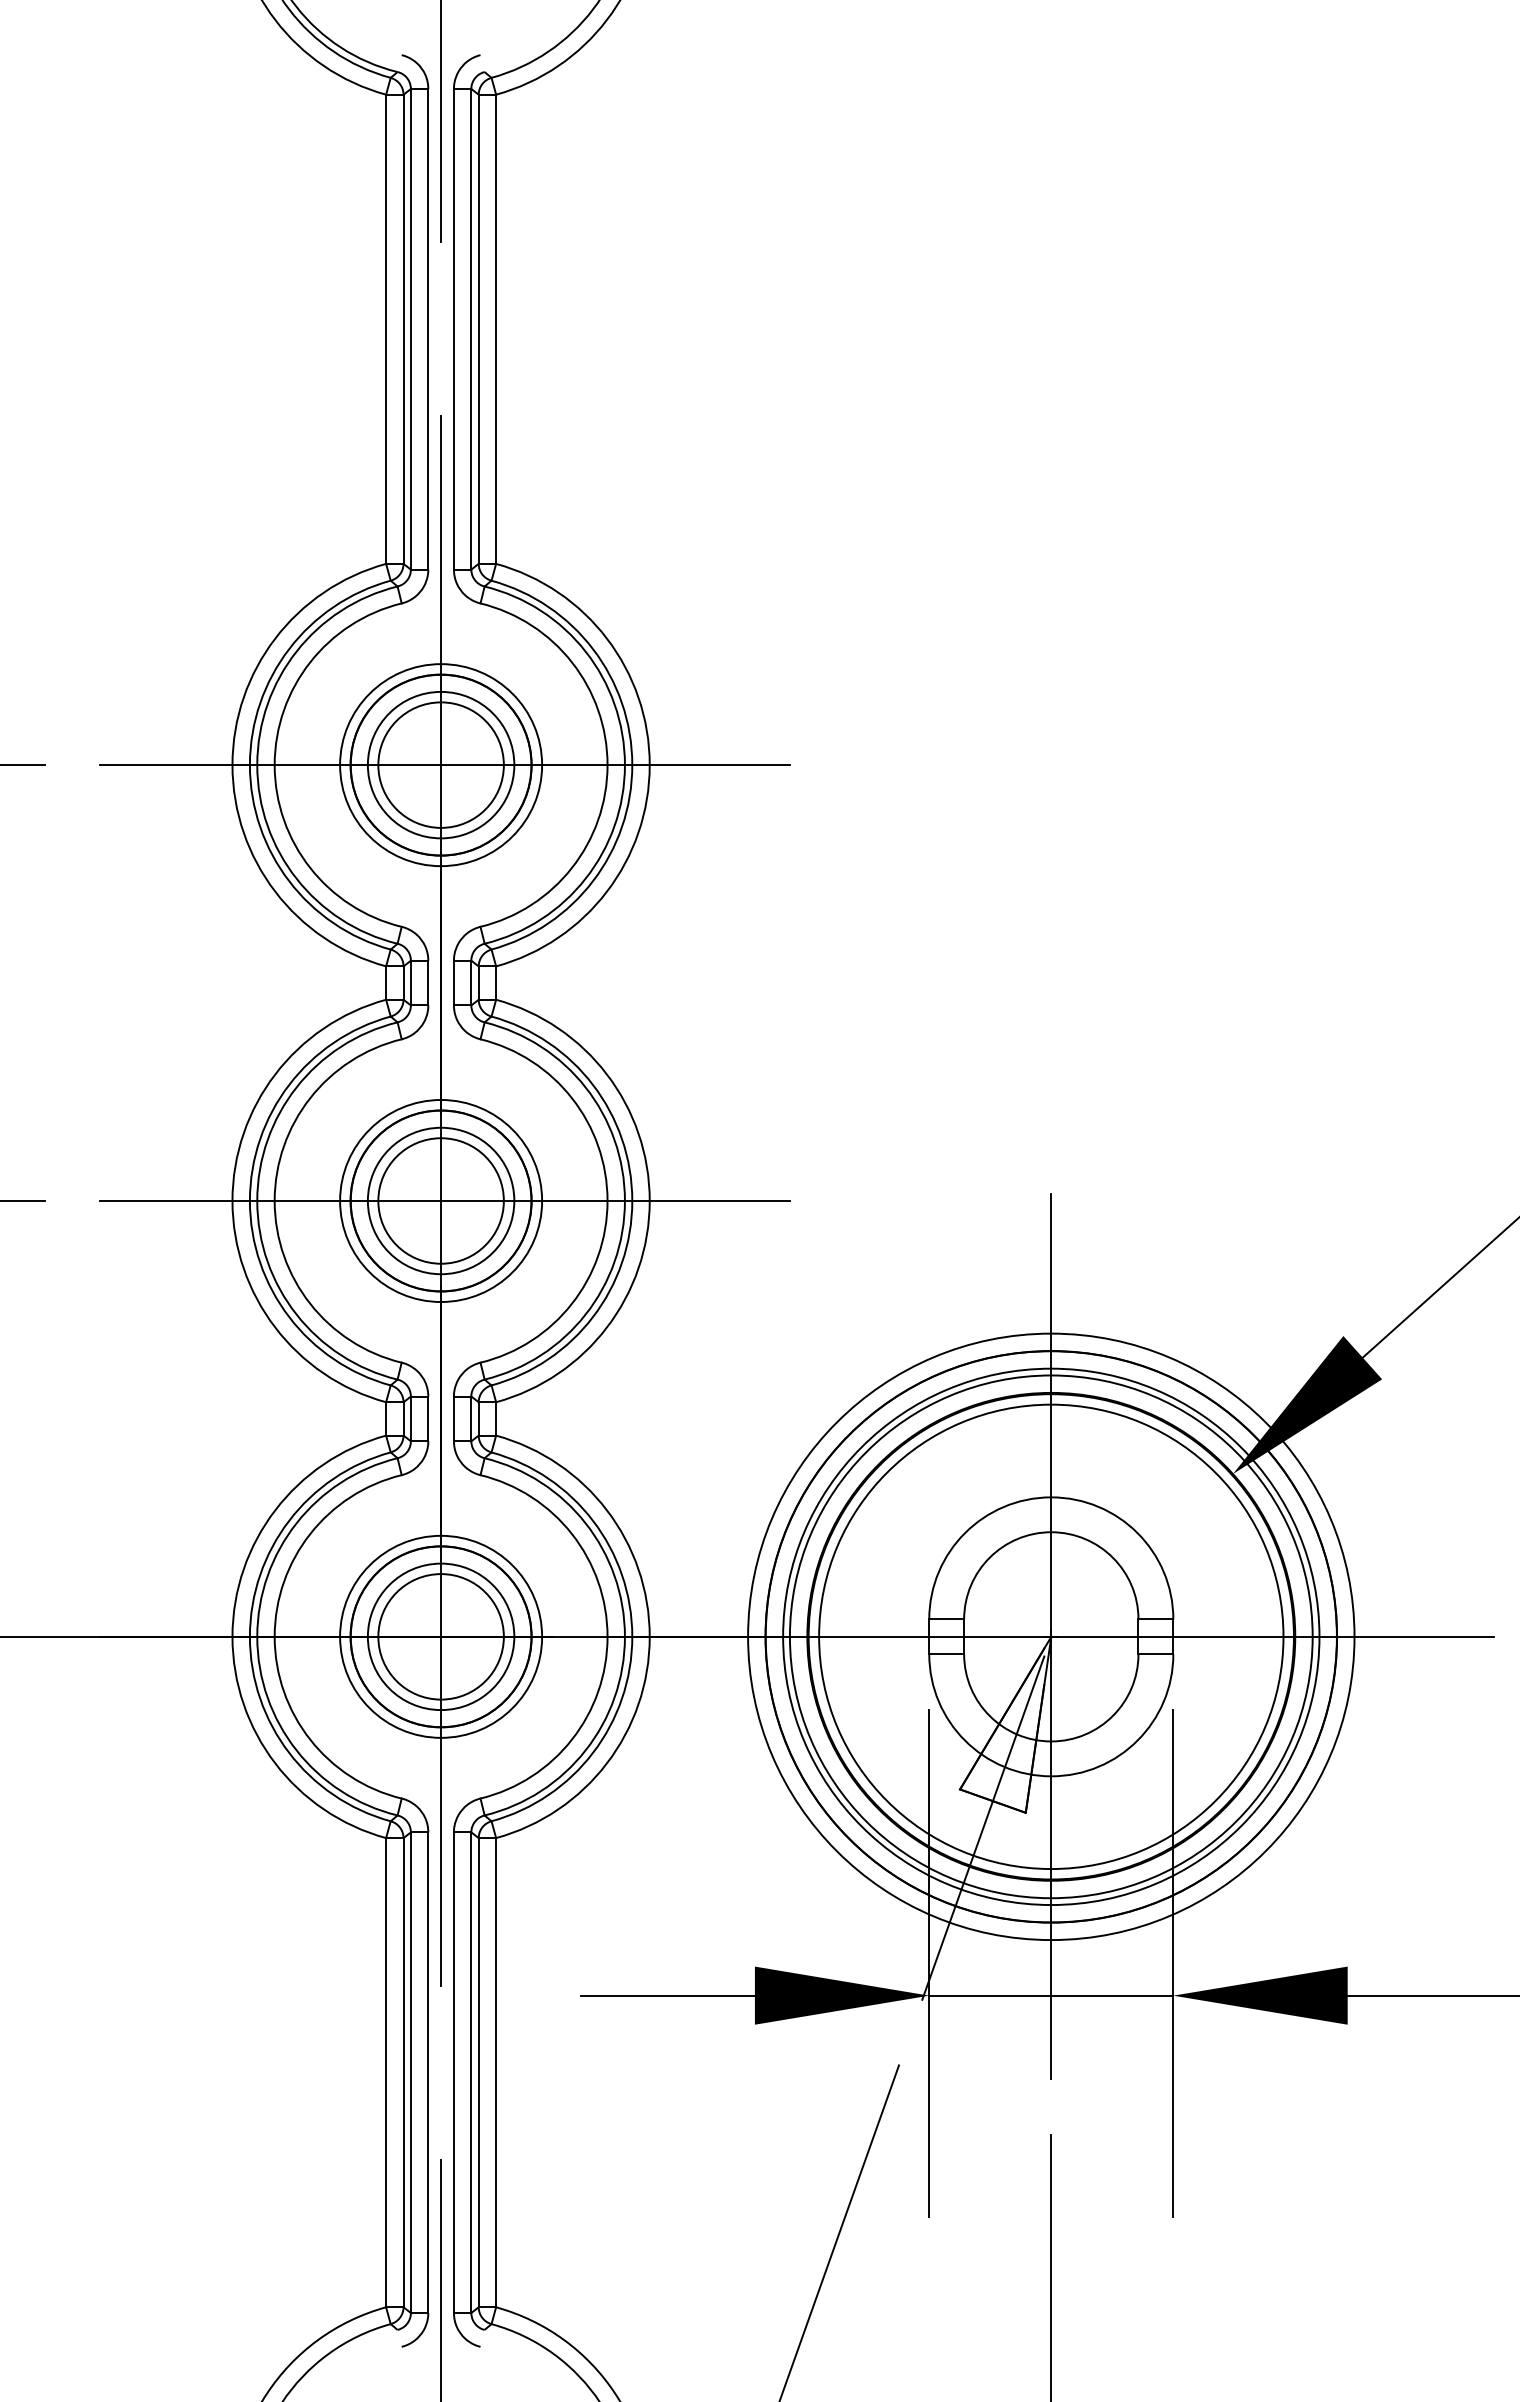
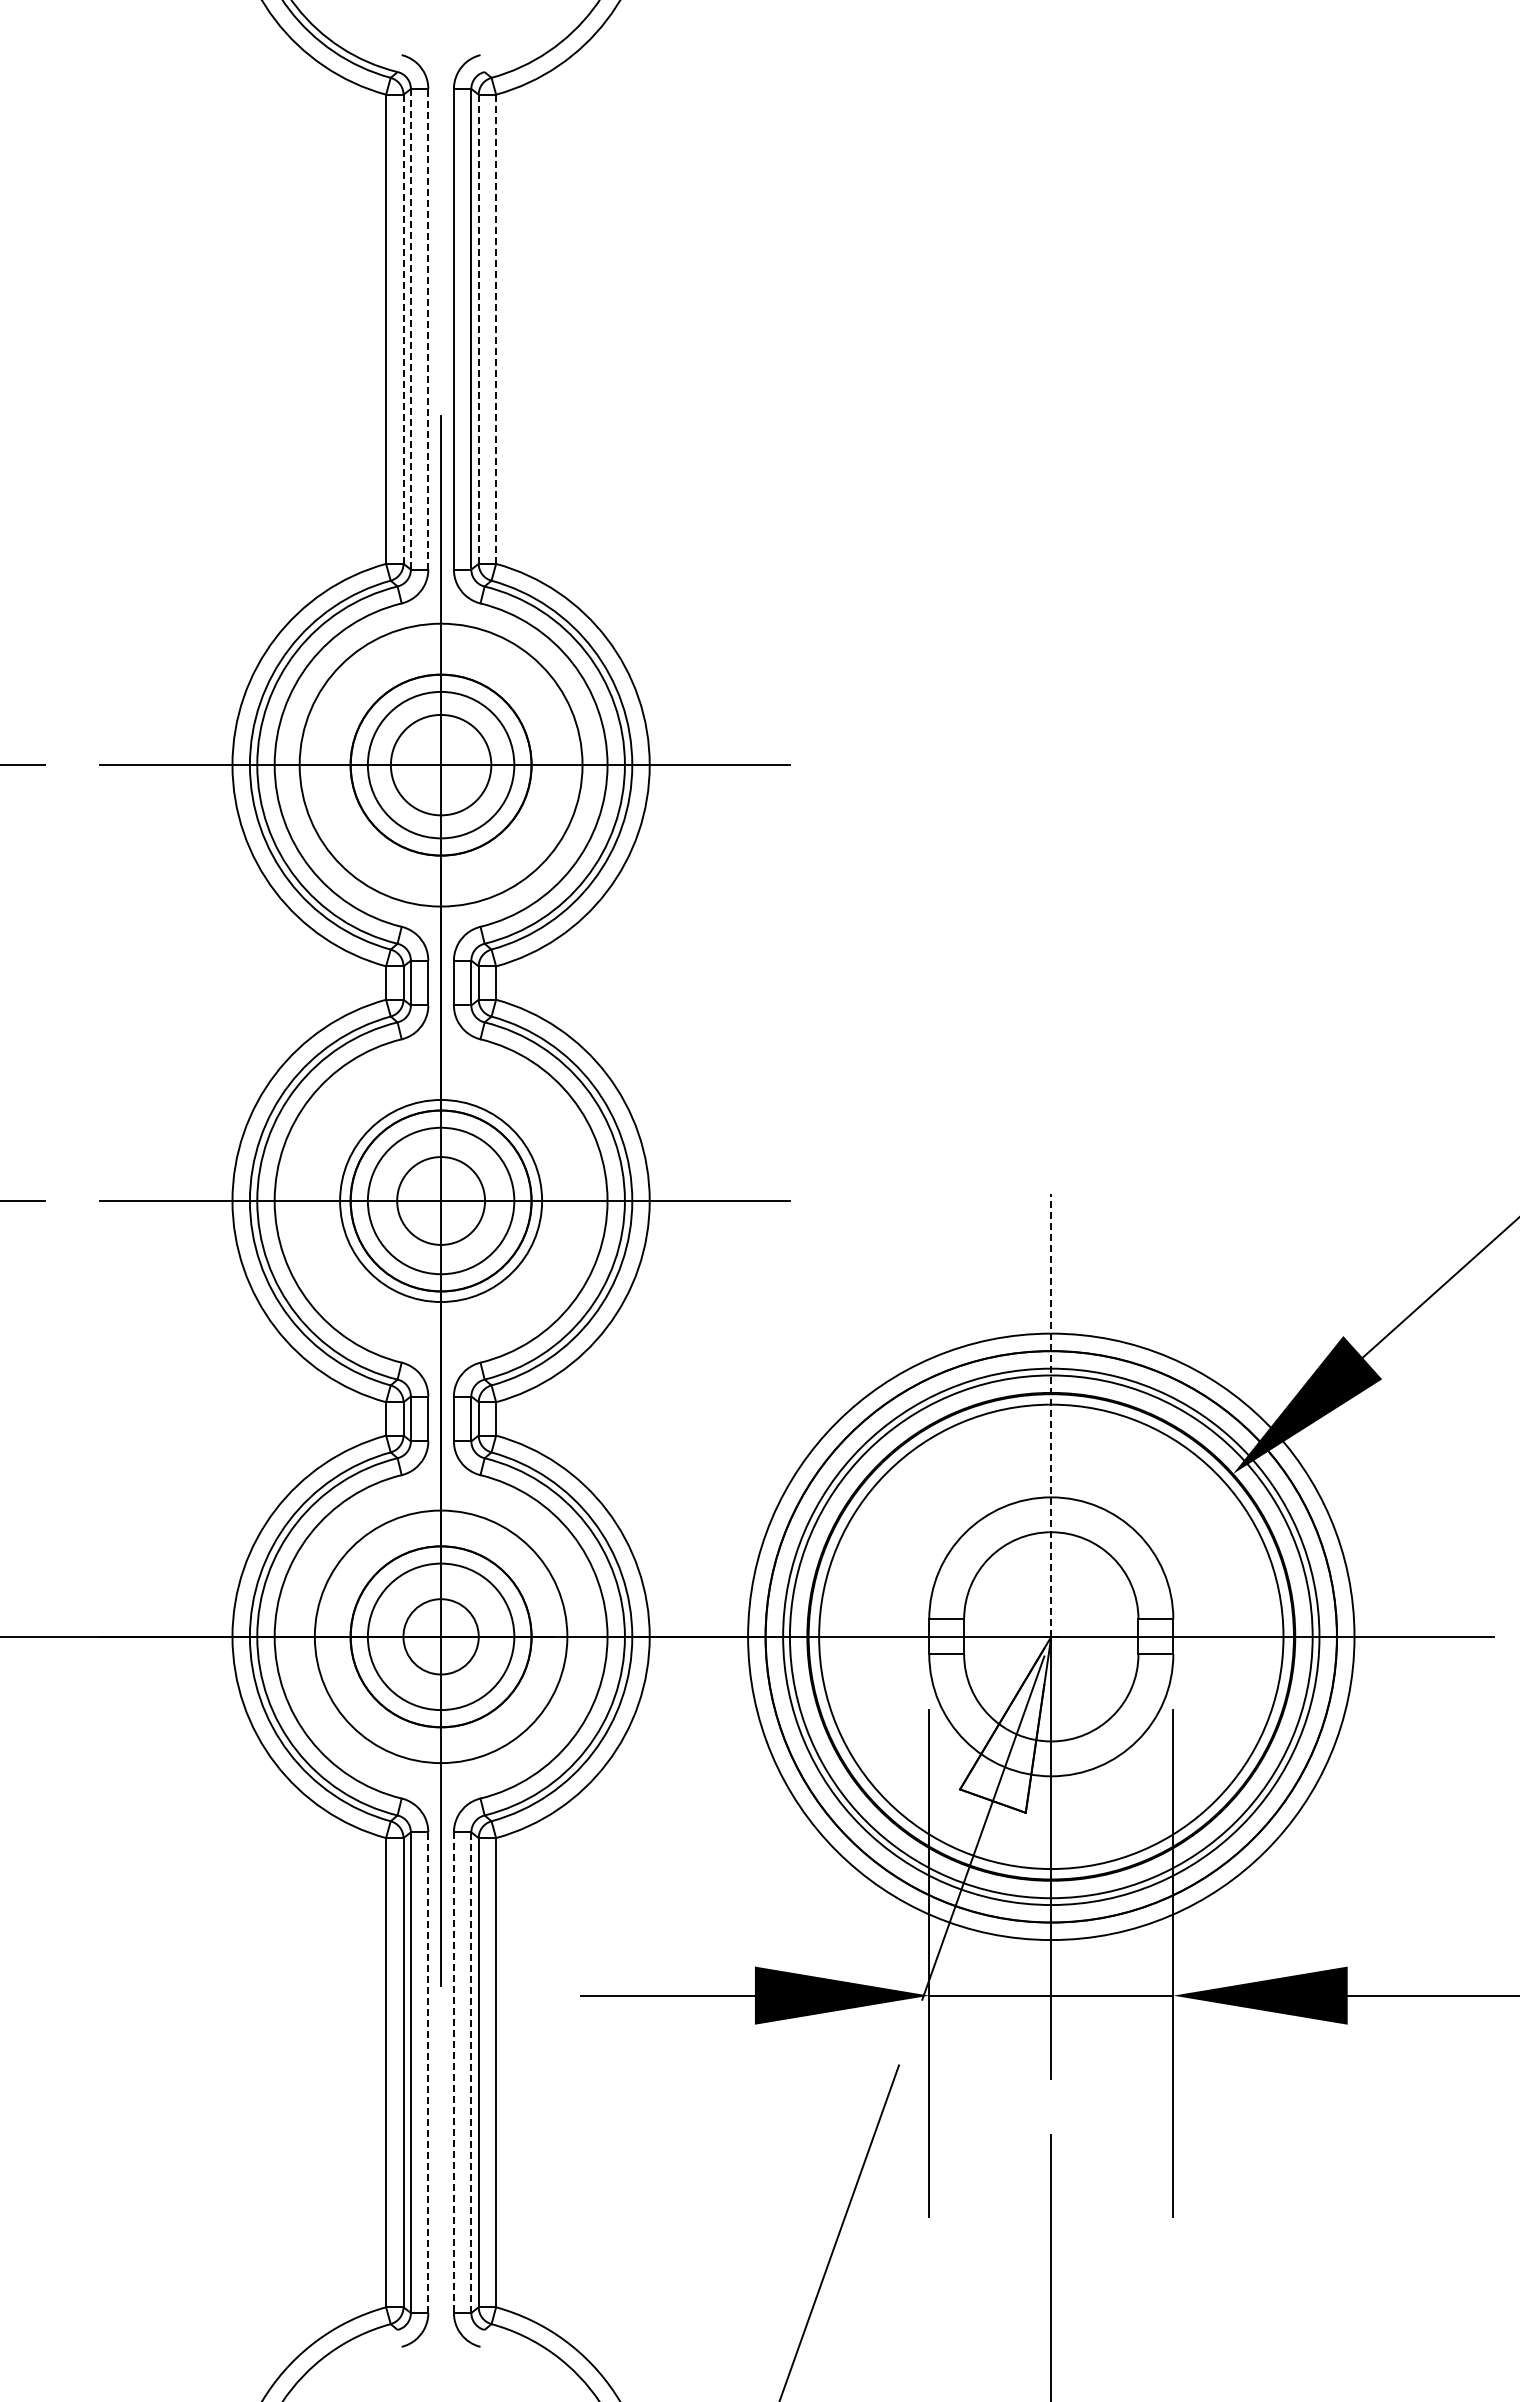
line: present -> none (441, 122)
line: solid -> dashed (428, 328)
line: solid -> dashed (403, 329)
line: solid -> dashed (410, 329)
line: solid -> dashed (478, 329)
line: solid -> dashed (496, 329)
circle diameter: 126 px -> 100 px (440, 764)
circle diameter: 202 px -> 283 px (440, 764)
circle diameter: 126 px -> 88 px (441, 1200)
line: solid -> dashed (1051, 1415)
circle diameter: 126 px -> 75 px (440, 1636)
circle diameter: 202 px -> 253 px (440, 1636)
line: solid -> dashed (428, 2072)
line: solid -> dashed (471, 2072)
line: solid -> dashed (453, 2073)
line: present -> none (441, 2278)
